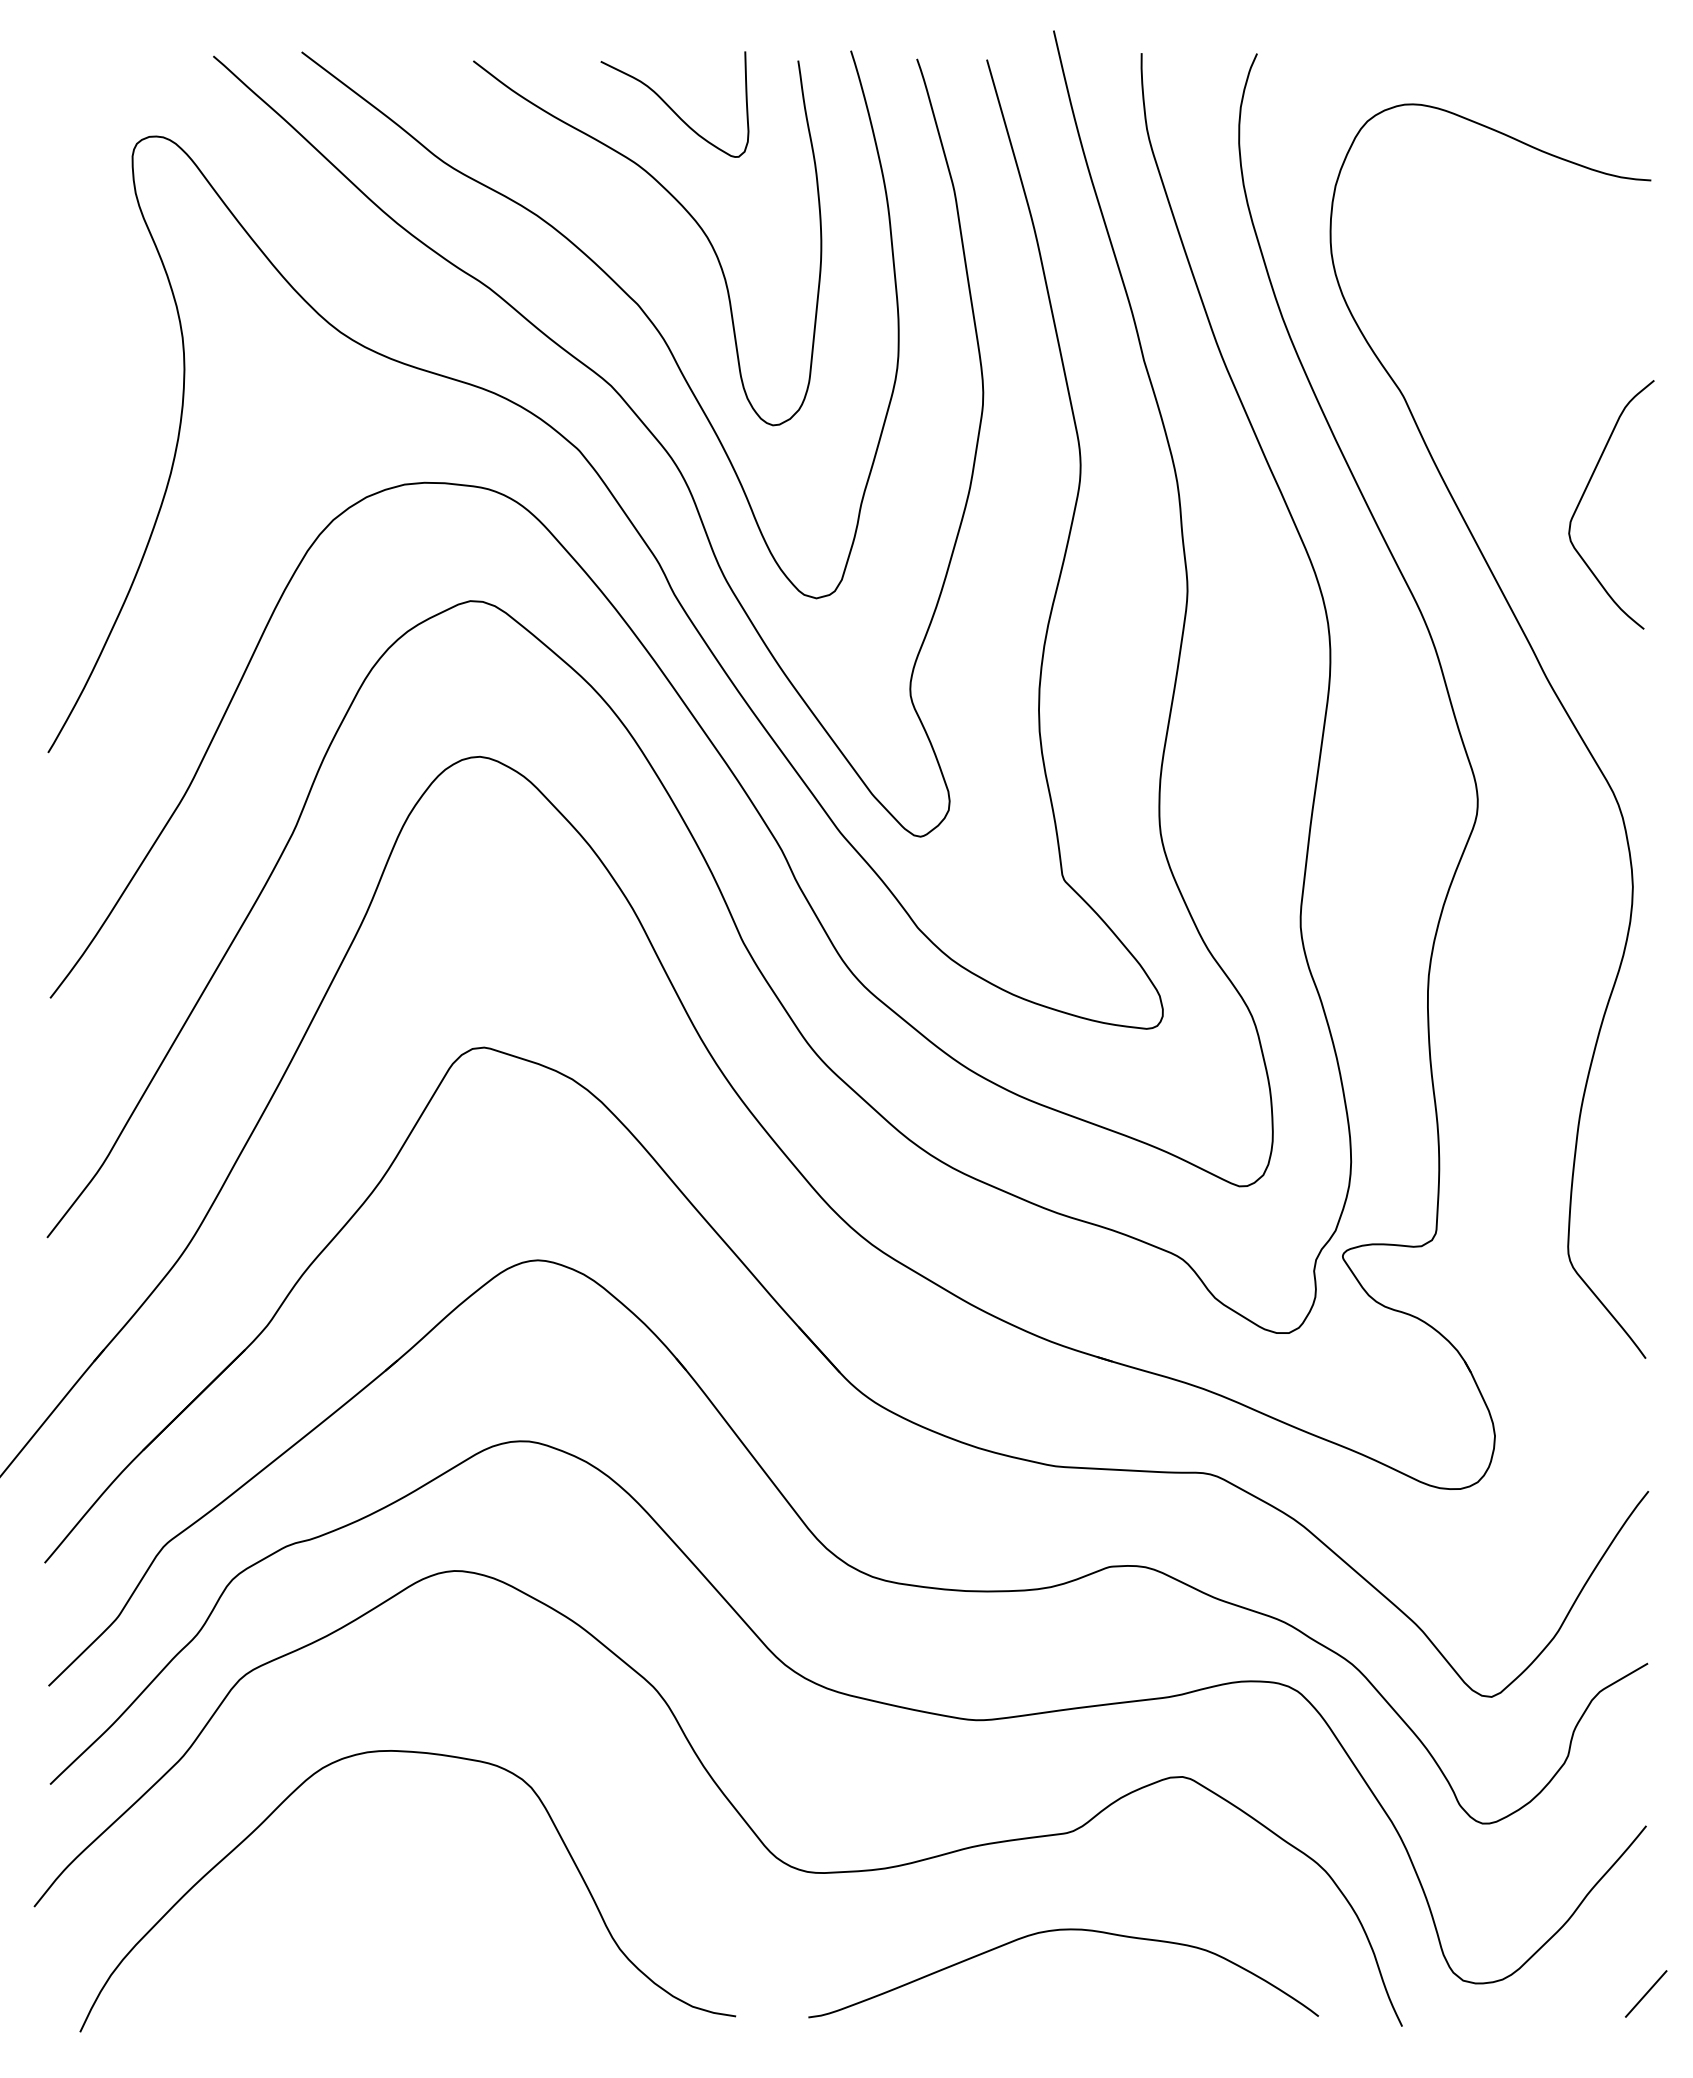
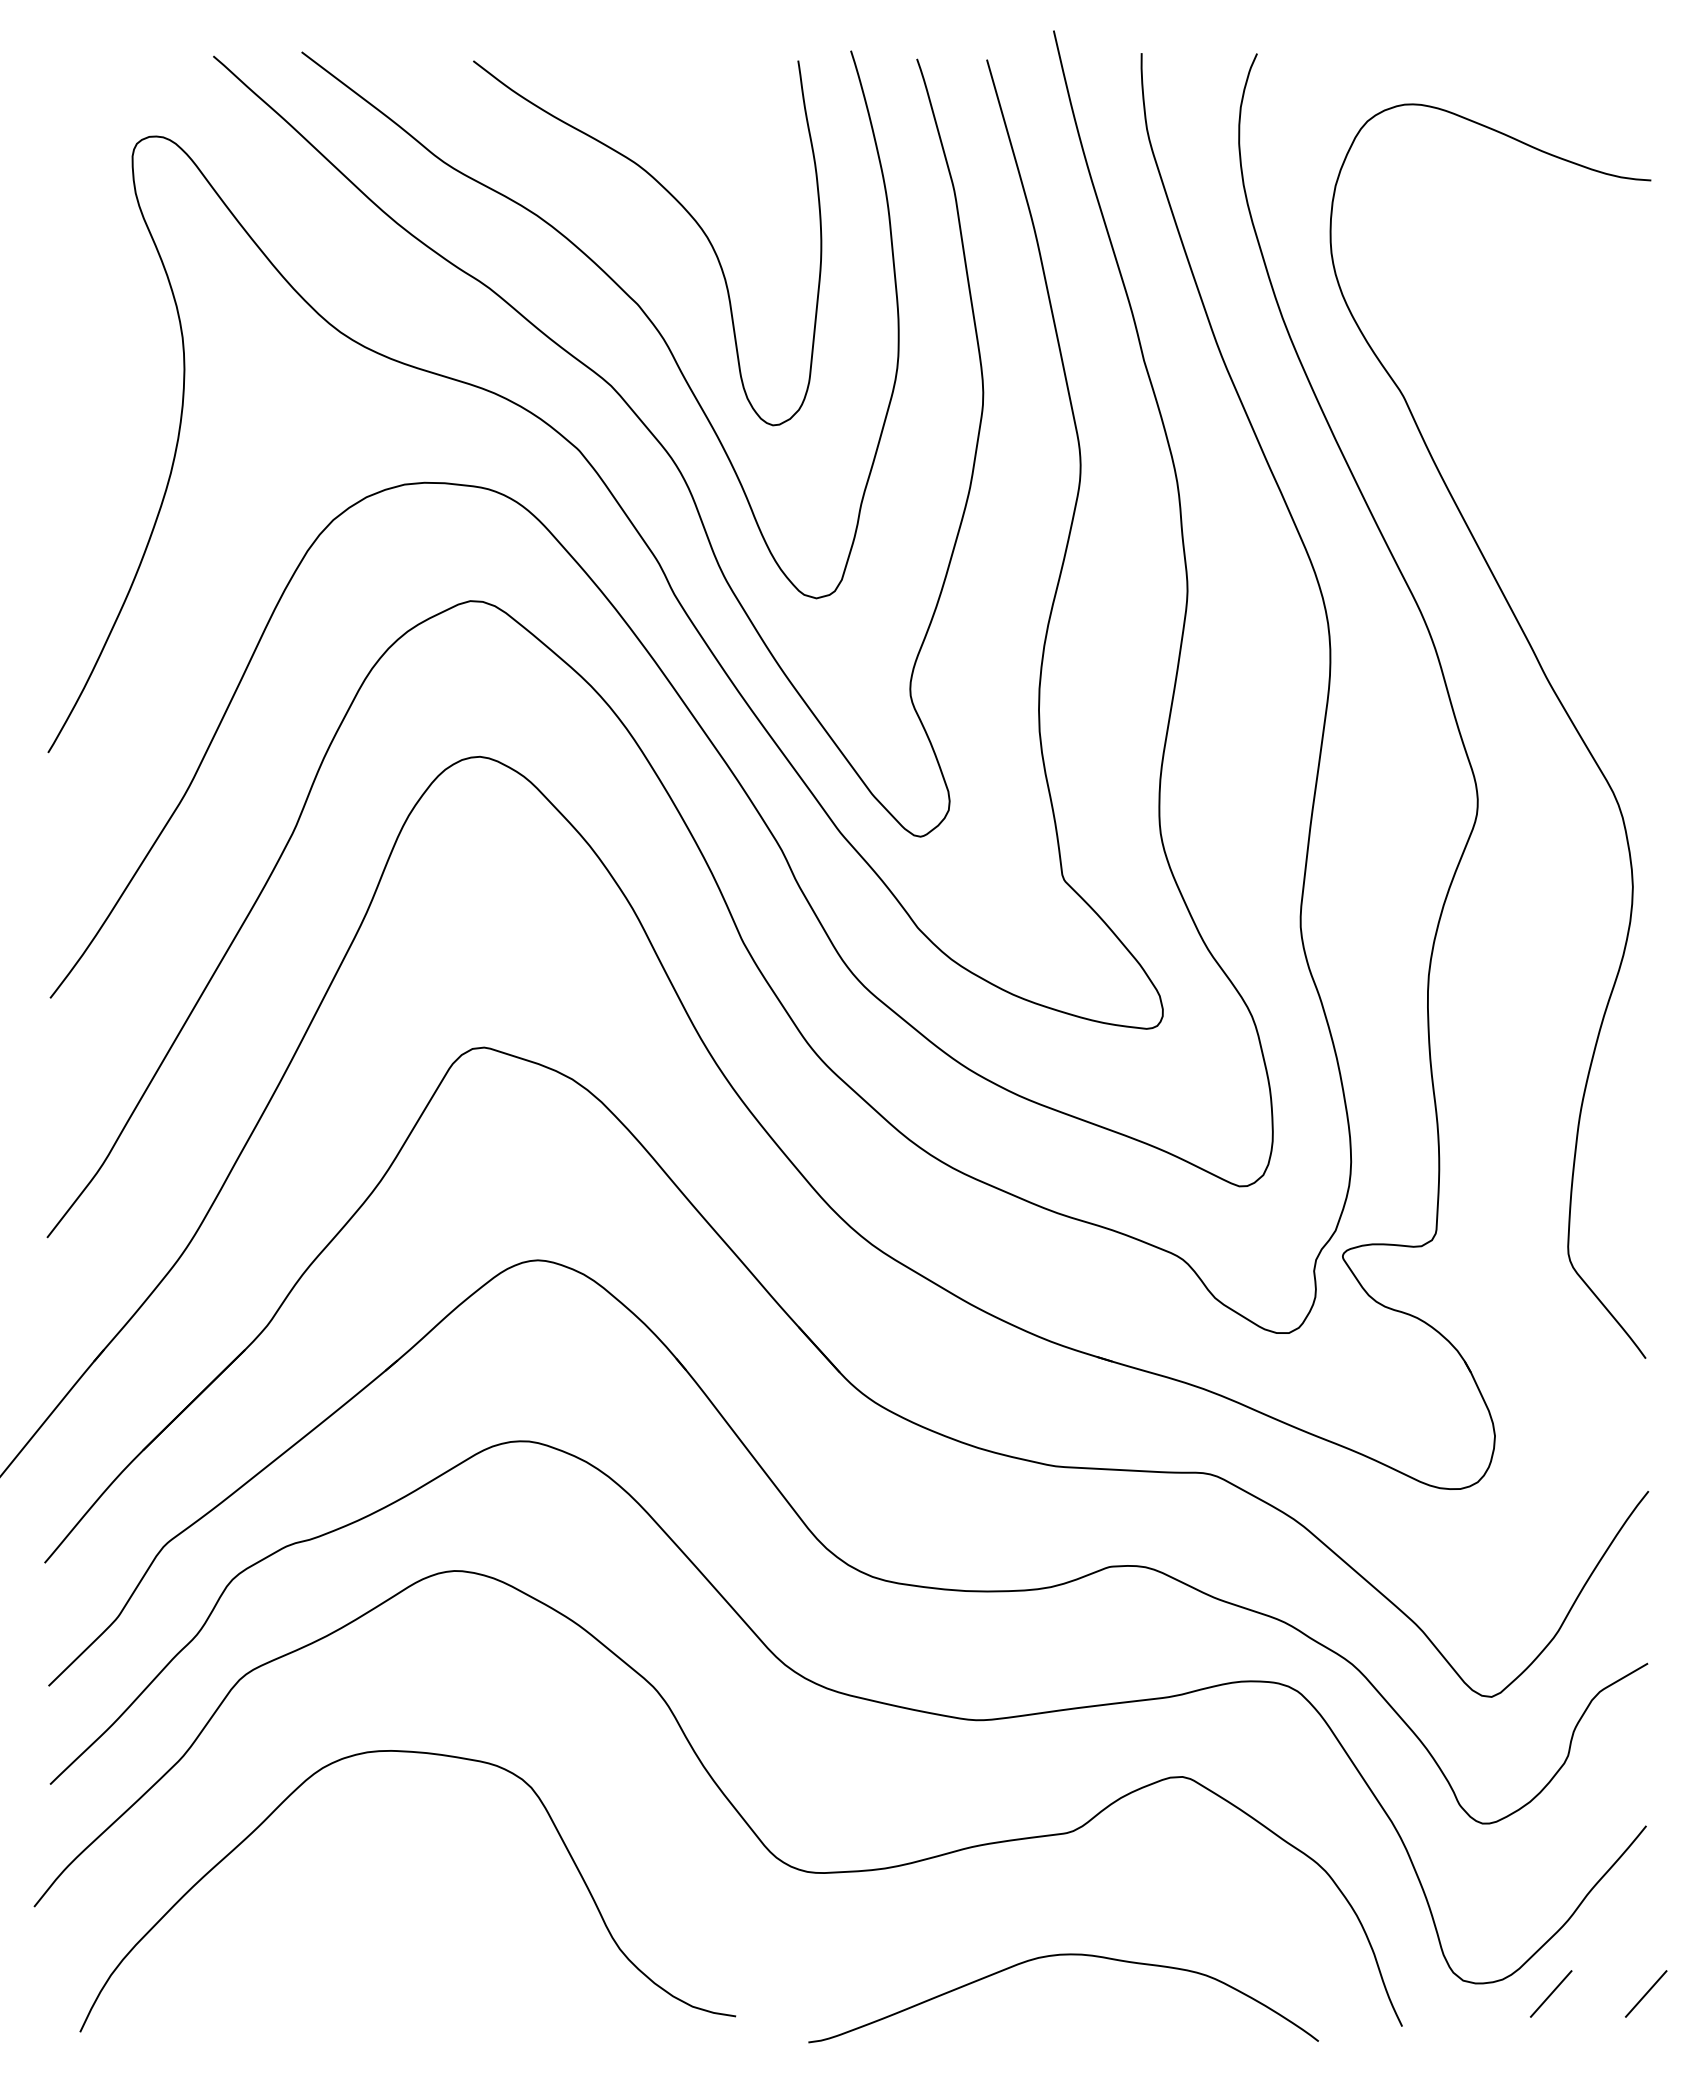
curve: present -> none (671, 107)
curve: present -> none (1585, 492)
curve position: (1055, 1931) -> (1055, 1956) (1055, 1956)
line: none -> present (1551, 1993)
